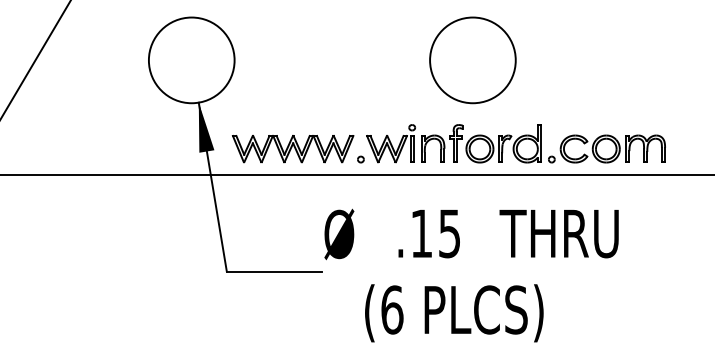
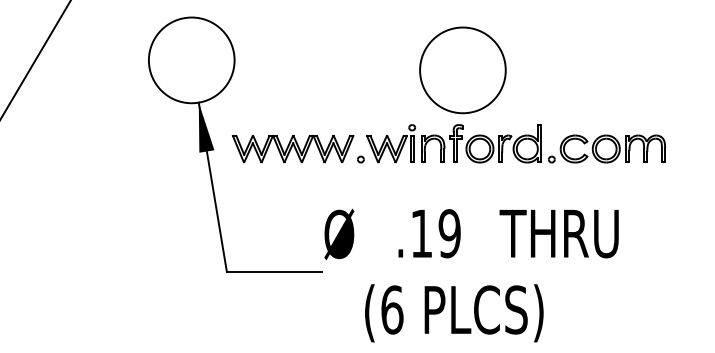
circle position: (472, 60) -> (462, 70) (462, 70)
line: present -> none (356, 174)
text: .15 -> .19 (449, 233)
